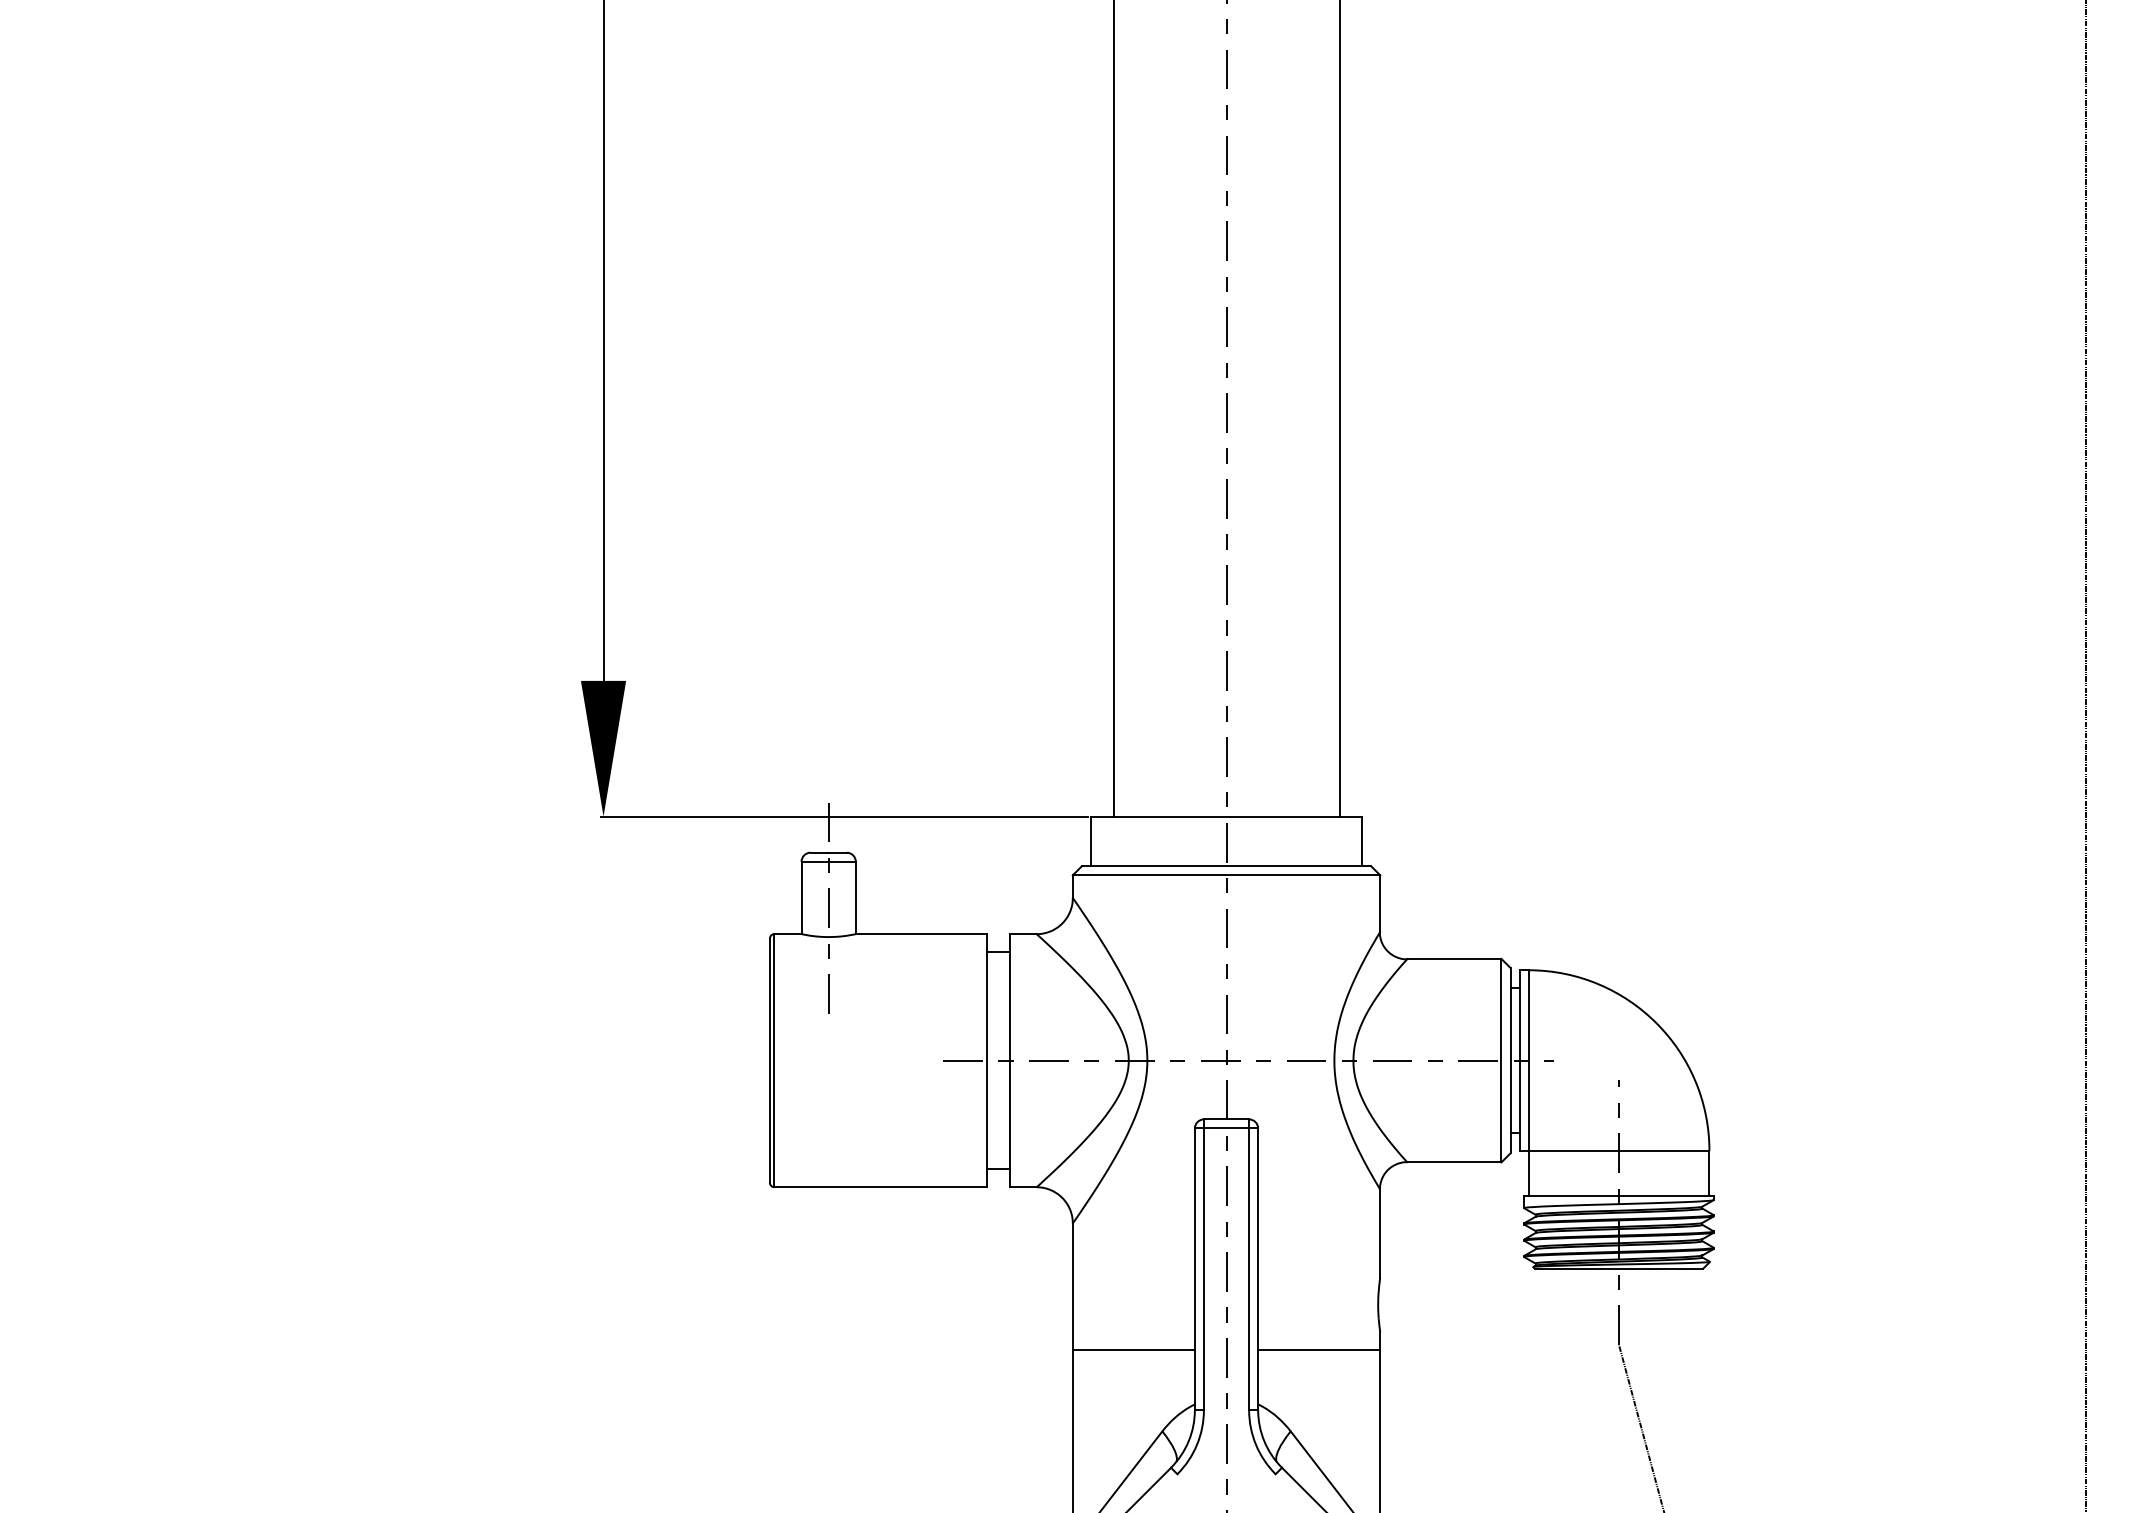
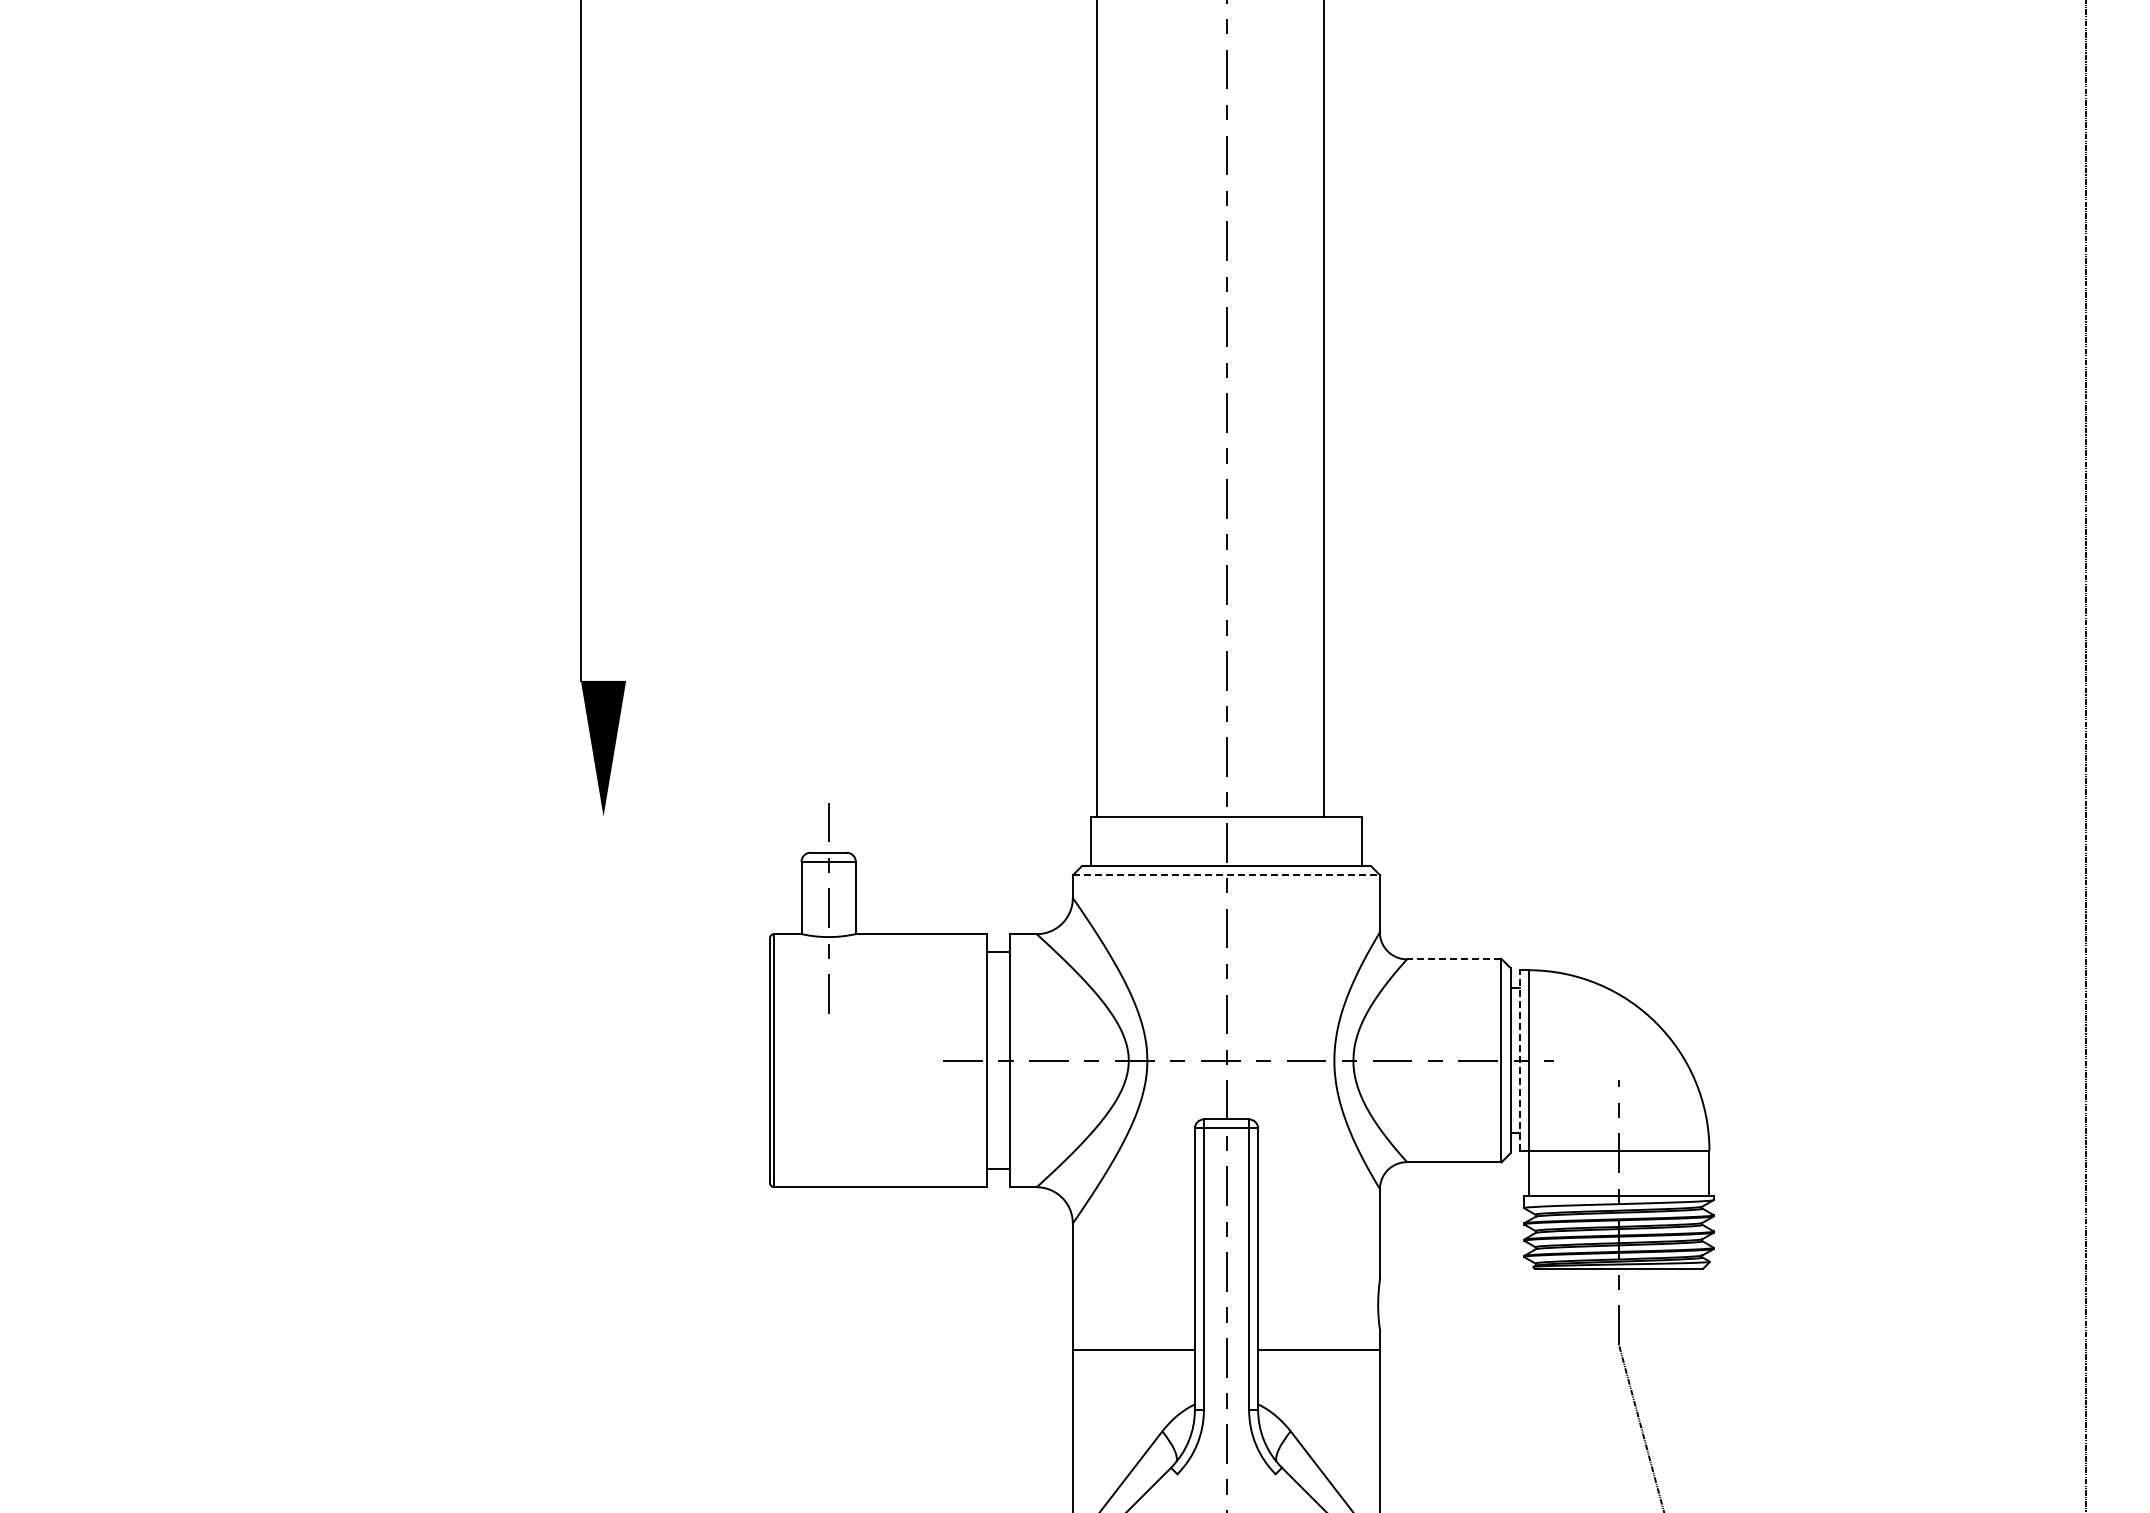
line position: (603, 341) -> (580, 341) (580, 341)
line position: (1113, 409) -> (1096, 409) (1096, 409)
line position: (1339, 409) -> (1323, 409) (1323, 409)
line: present -> none (844, 816)
line: solid -> dashed (1226, 875)
line: solid -> dashed (1453, 958)
line: solid -> dashed (1519, 1060)
